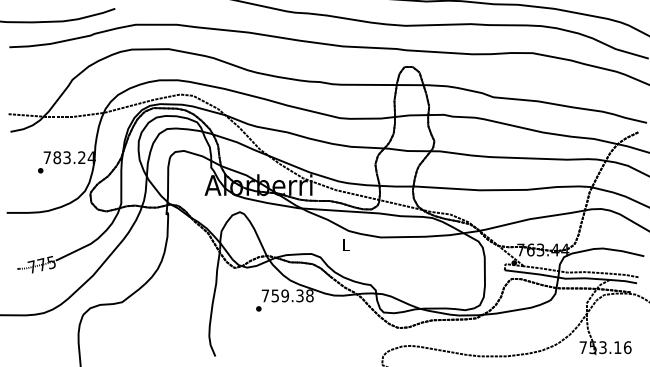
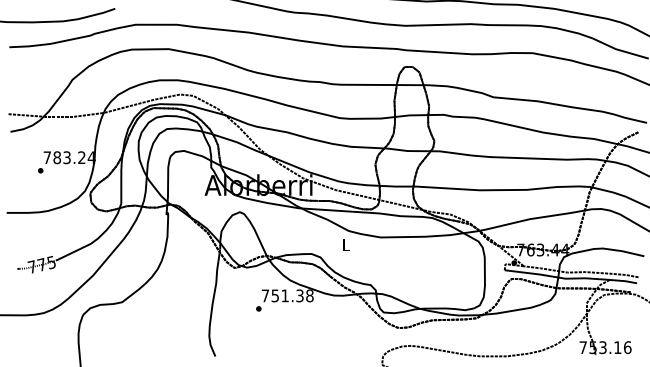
text: 759.38 -> 751.38 (284, 295)
